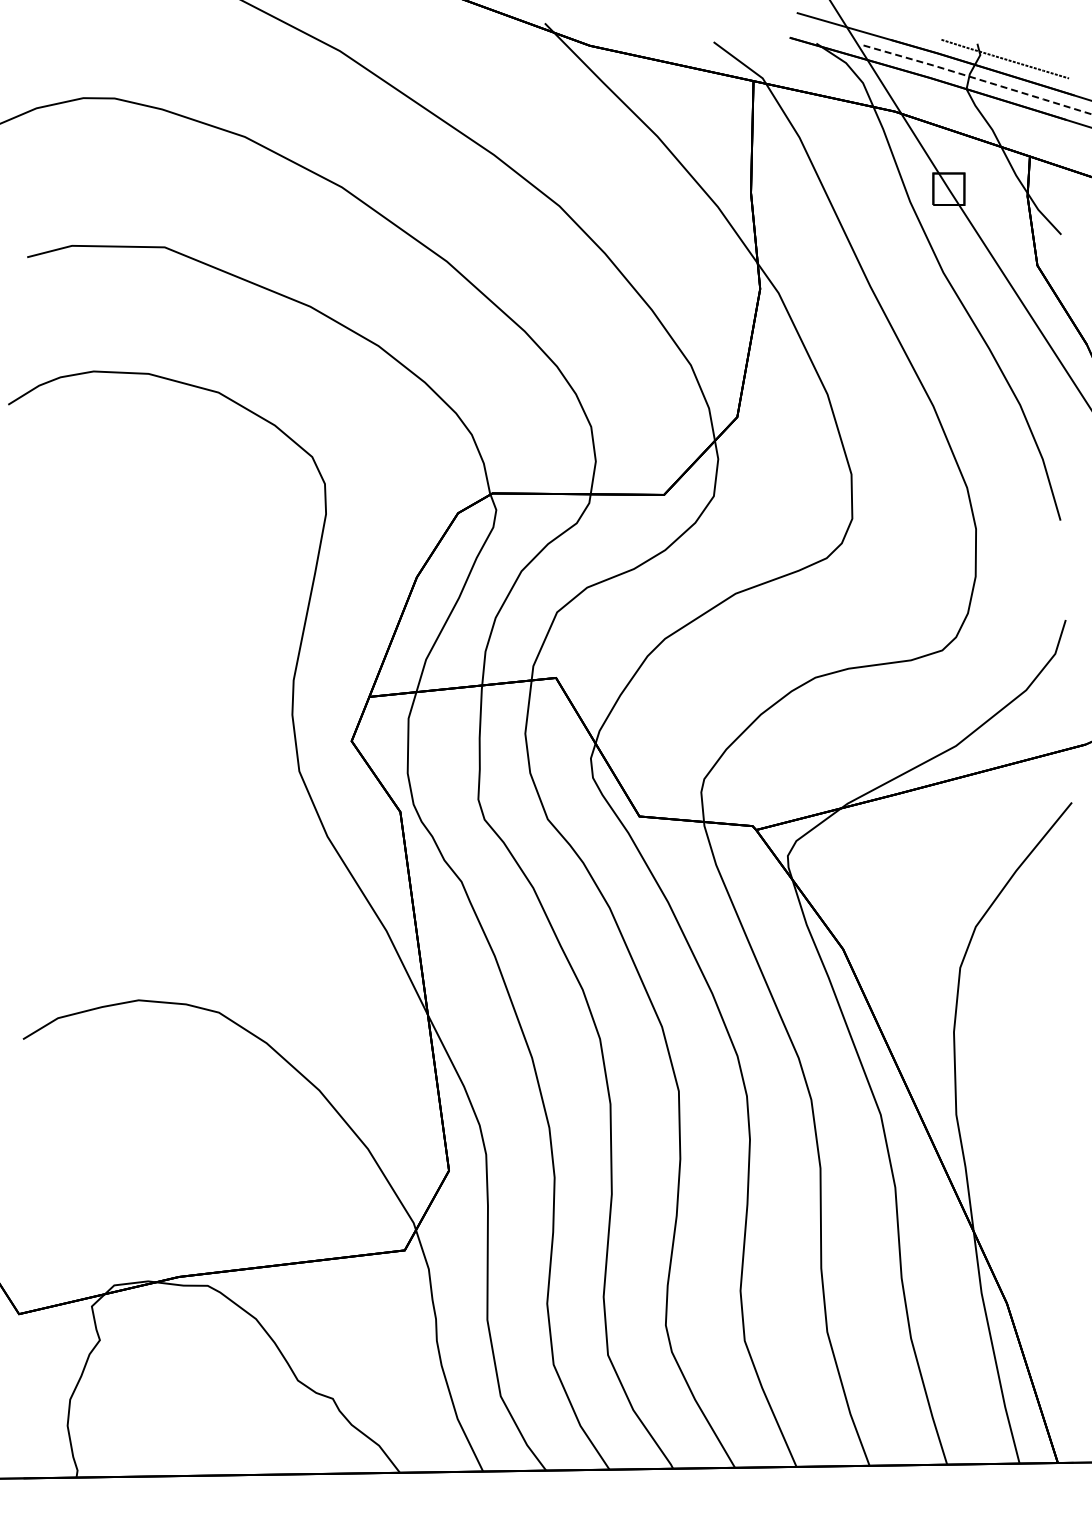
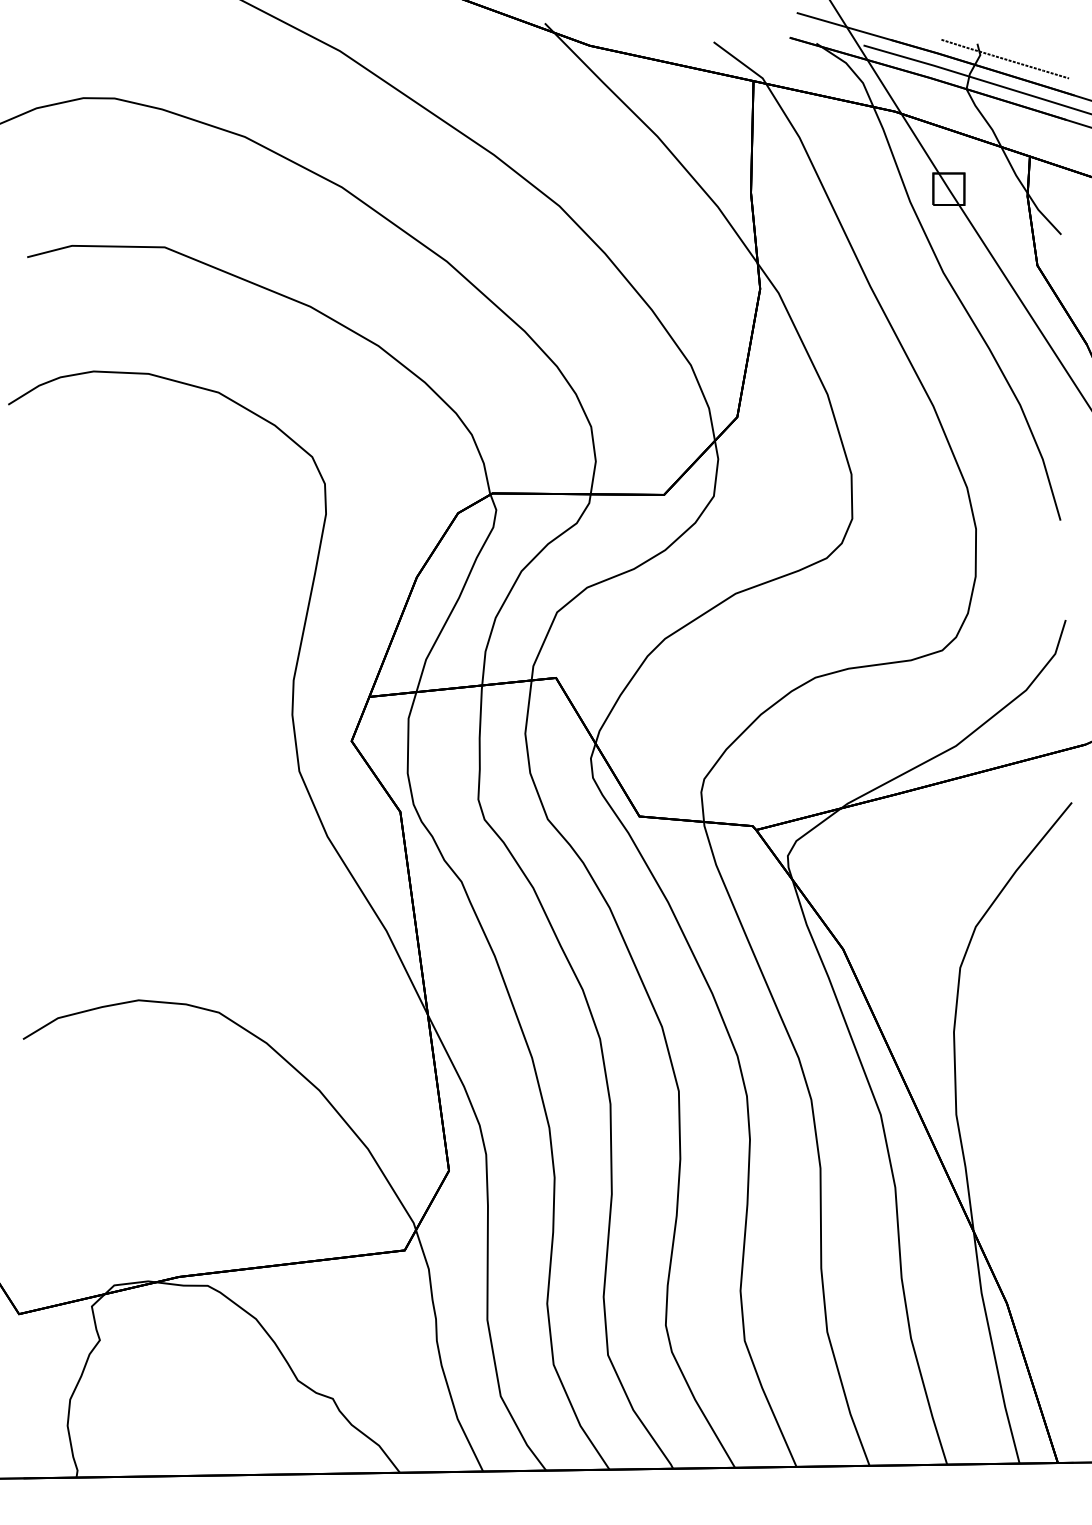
line: dashed -> solid (977, 79)
